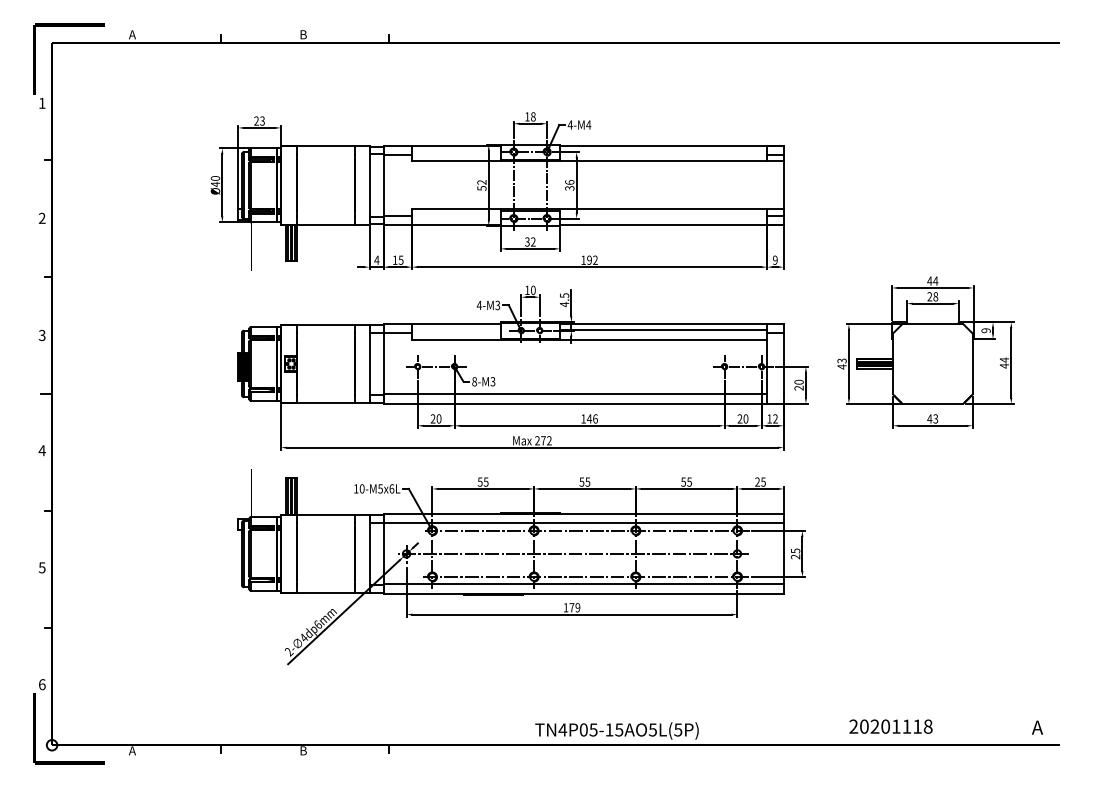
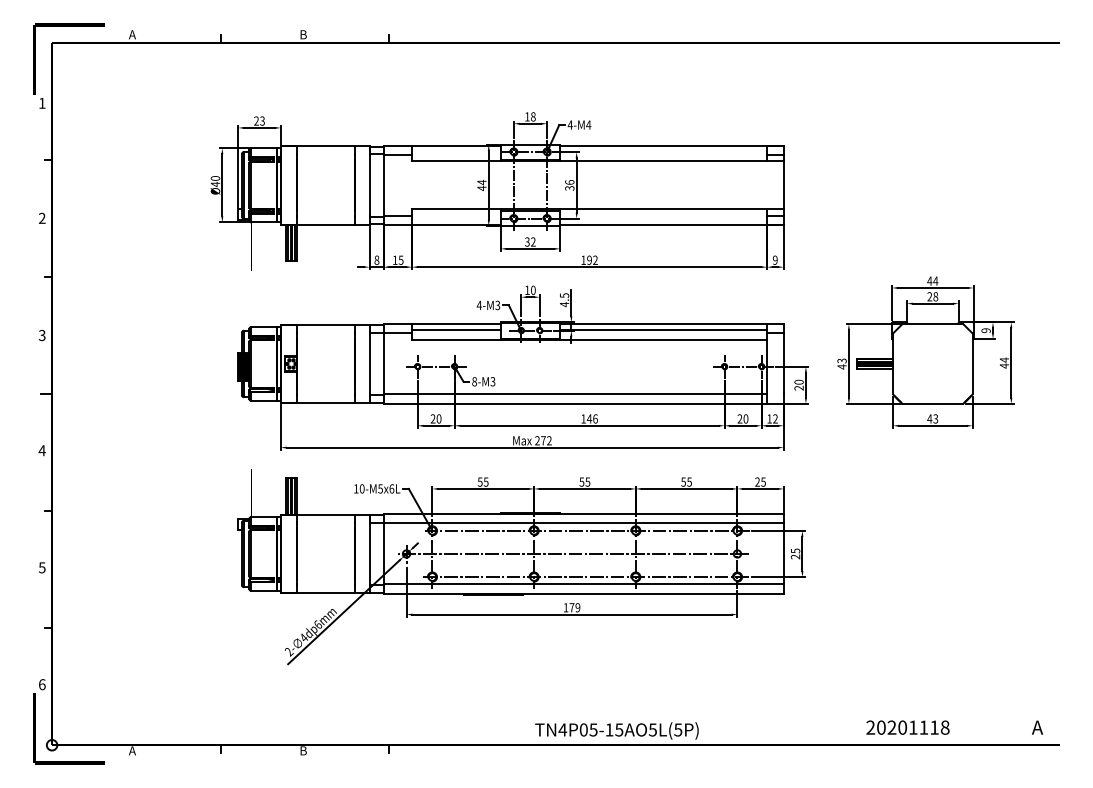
text: 52 -> 44 (481, 185)
text: 4 -> 8 (376, 259)
line: none -> present (456, 329)
text position: (890, 726) -> (907, 727) (907, 727)
